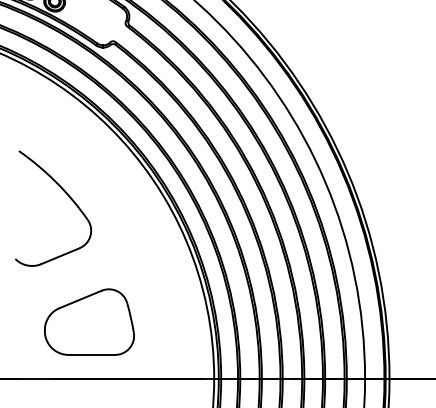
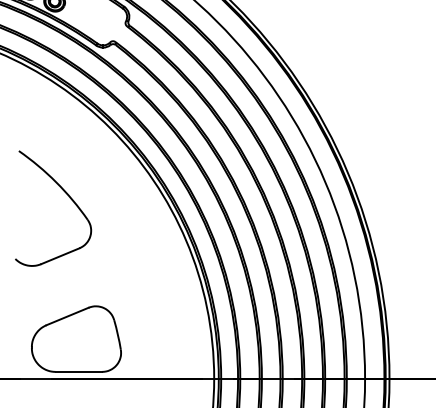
part position: (89, 321) -> (76, 338) (76, 338)
